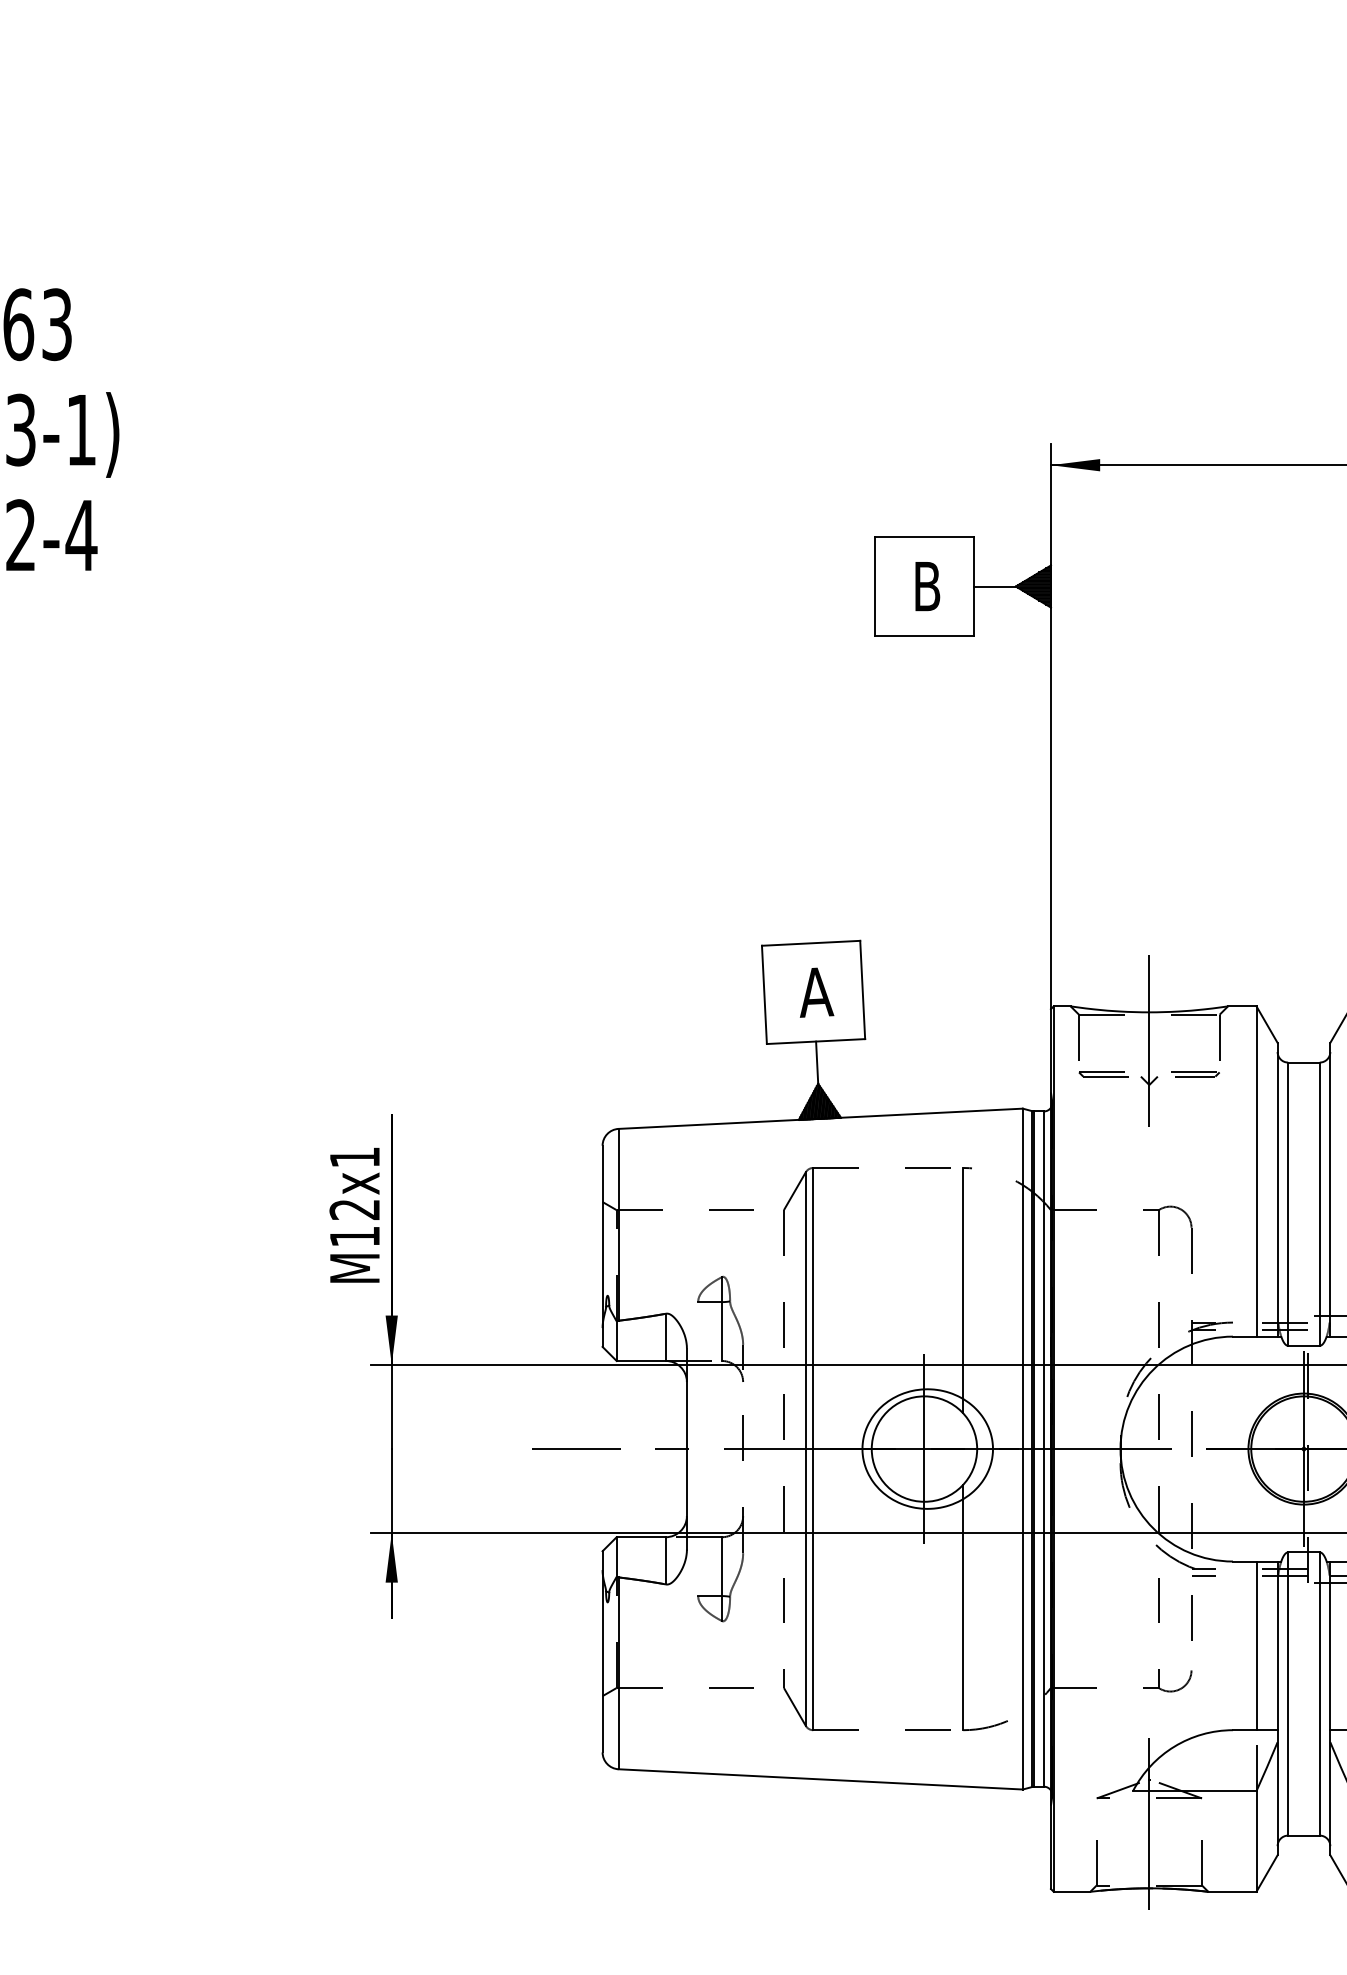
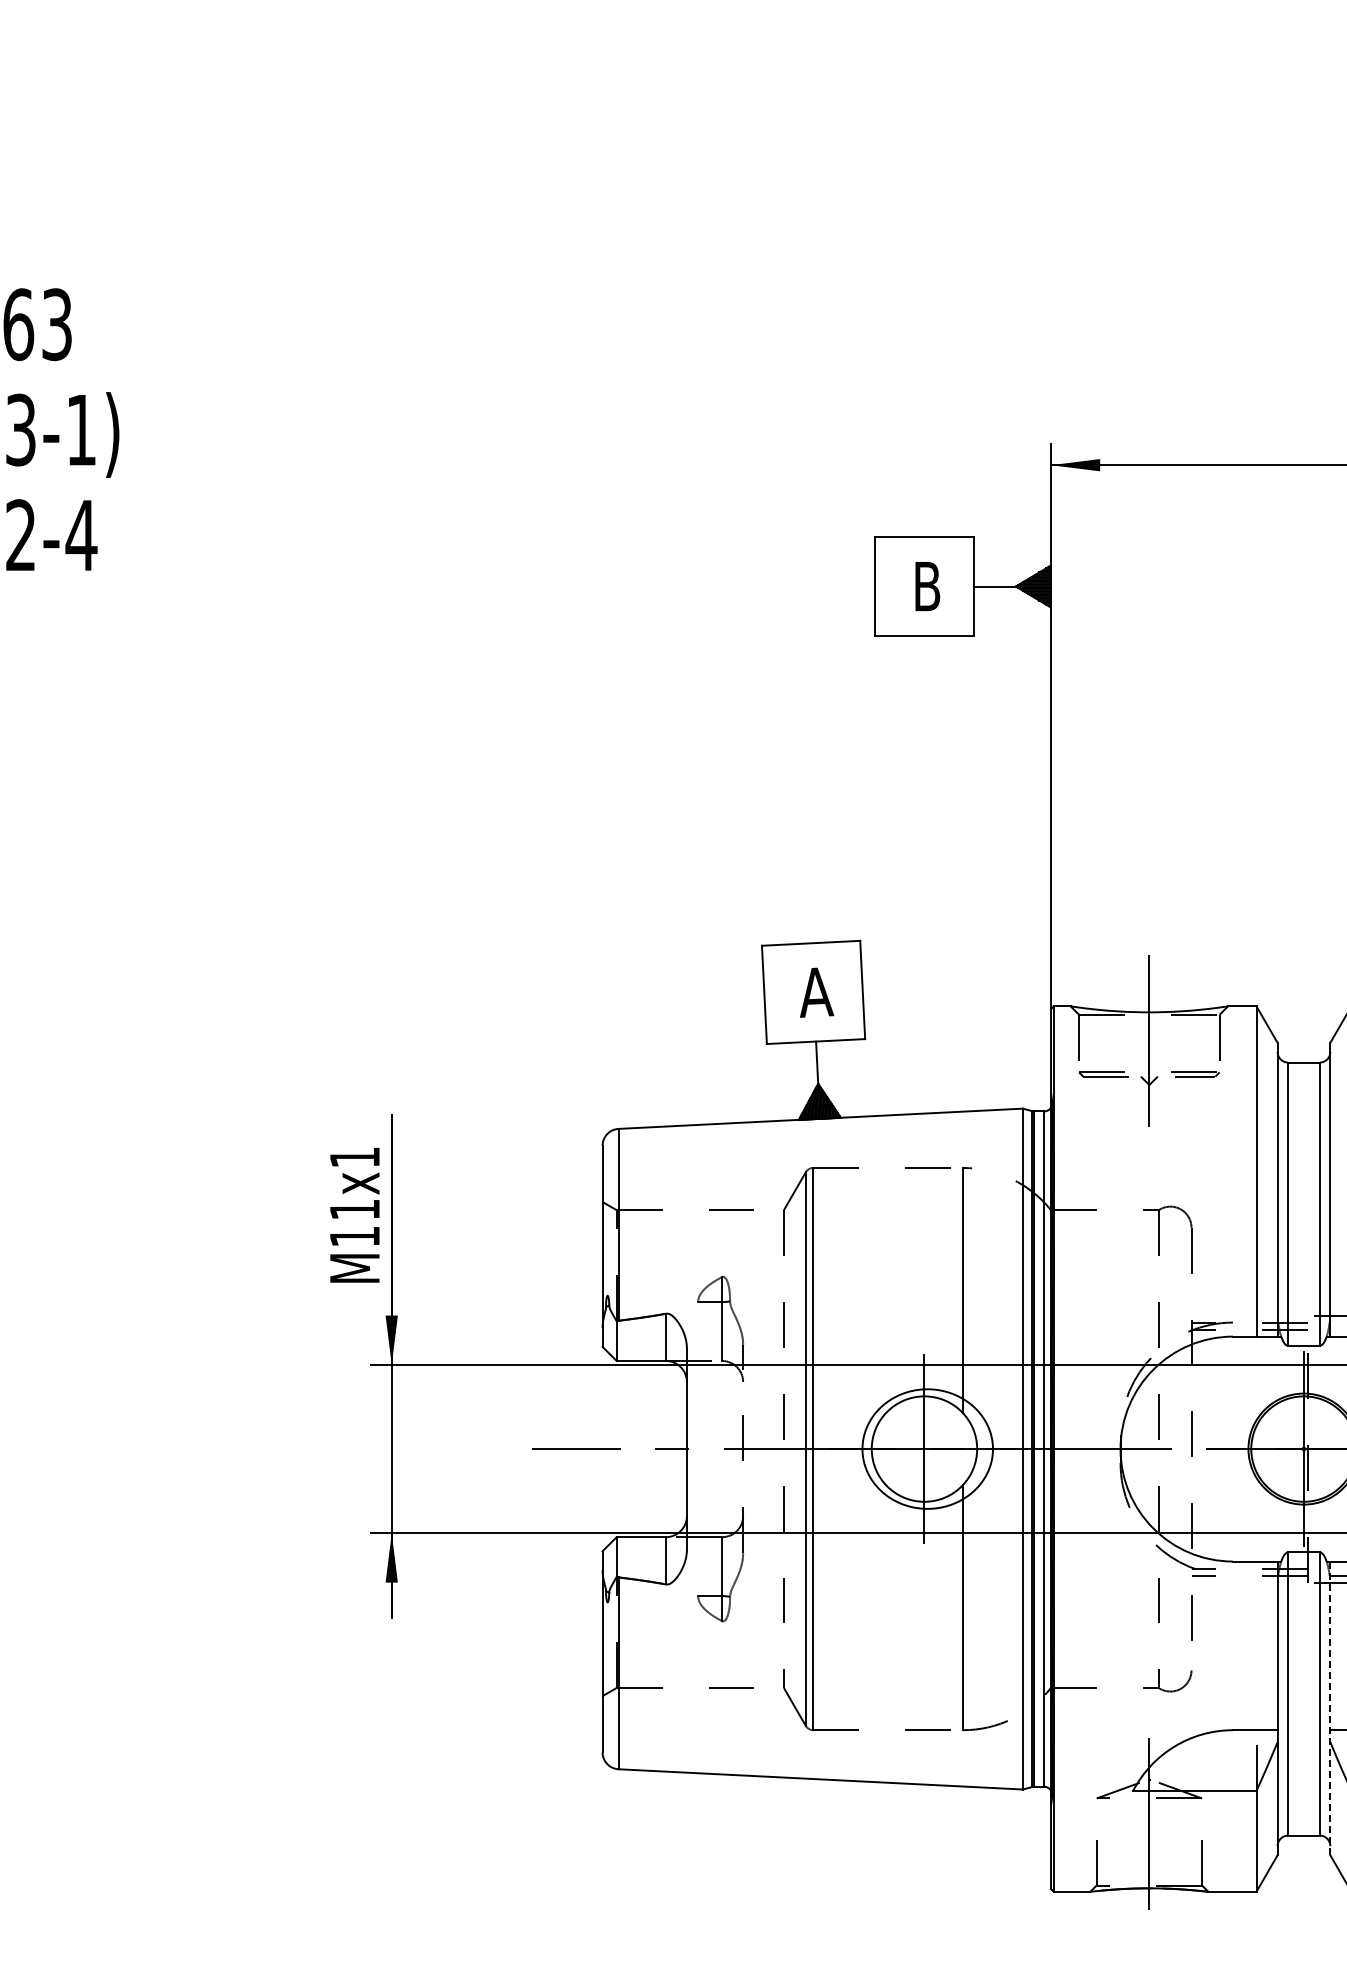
text: M12x1 -> M11x1 (354, 1209)
line: present -> none (1256, 1645)
line: solid -> dashed (1330, 1708)
